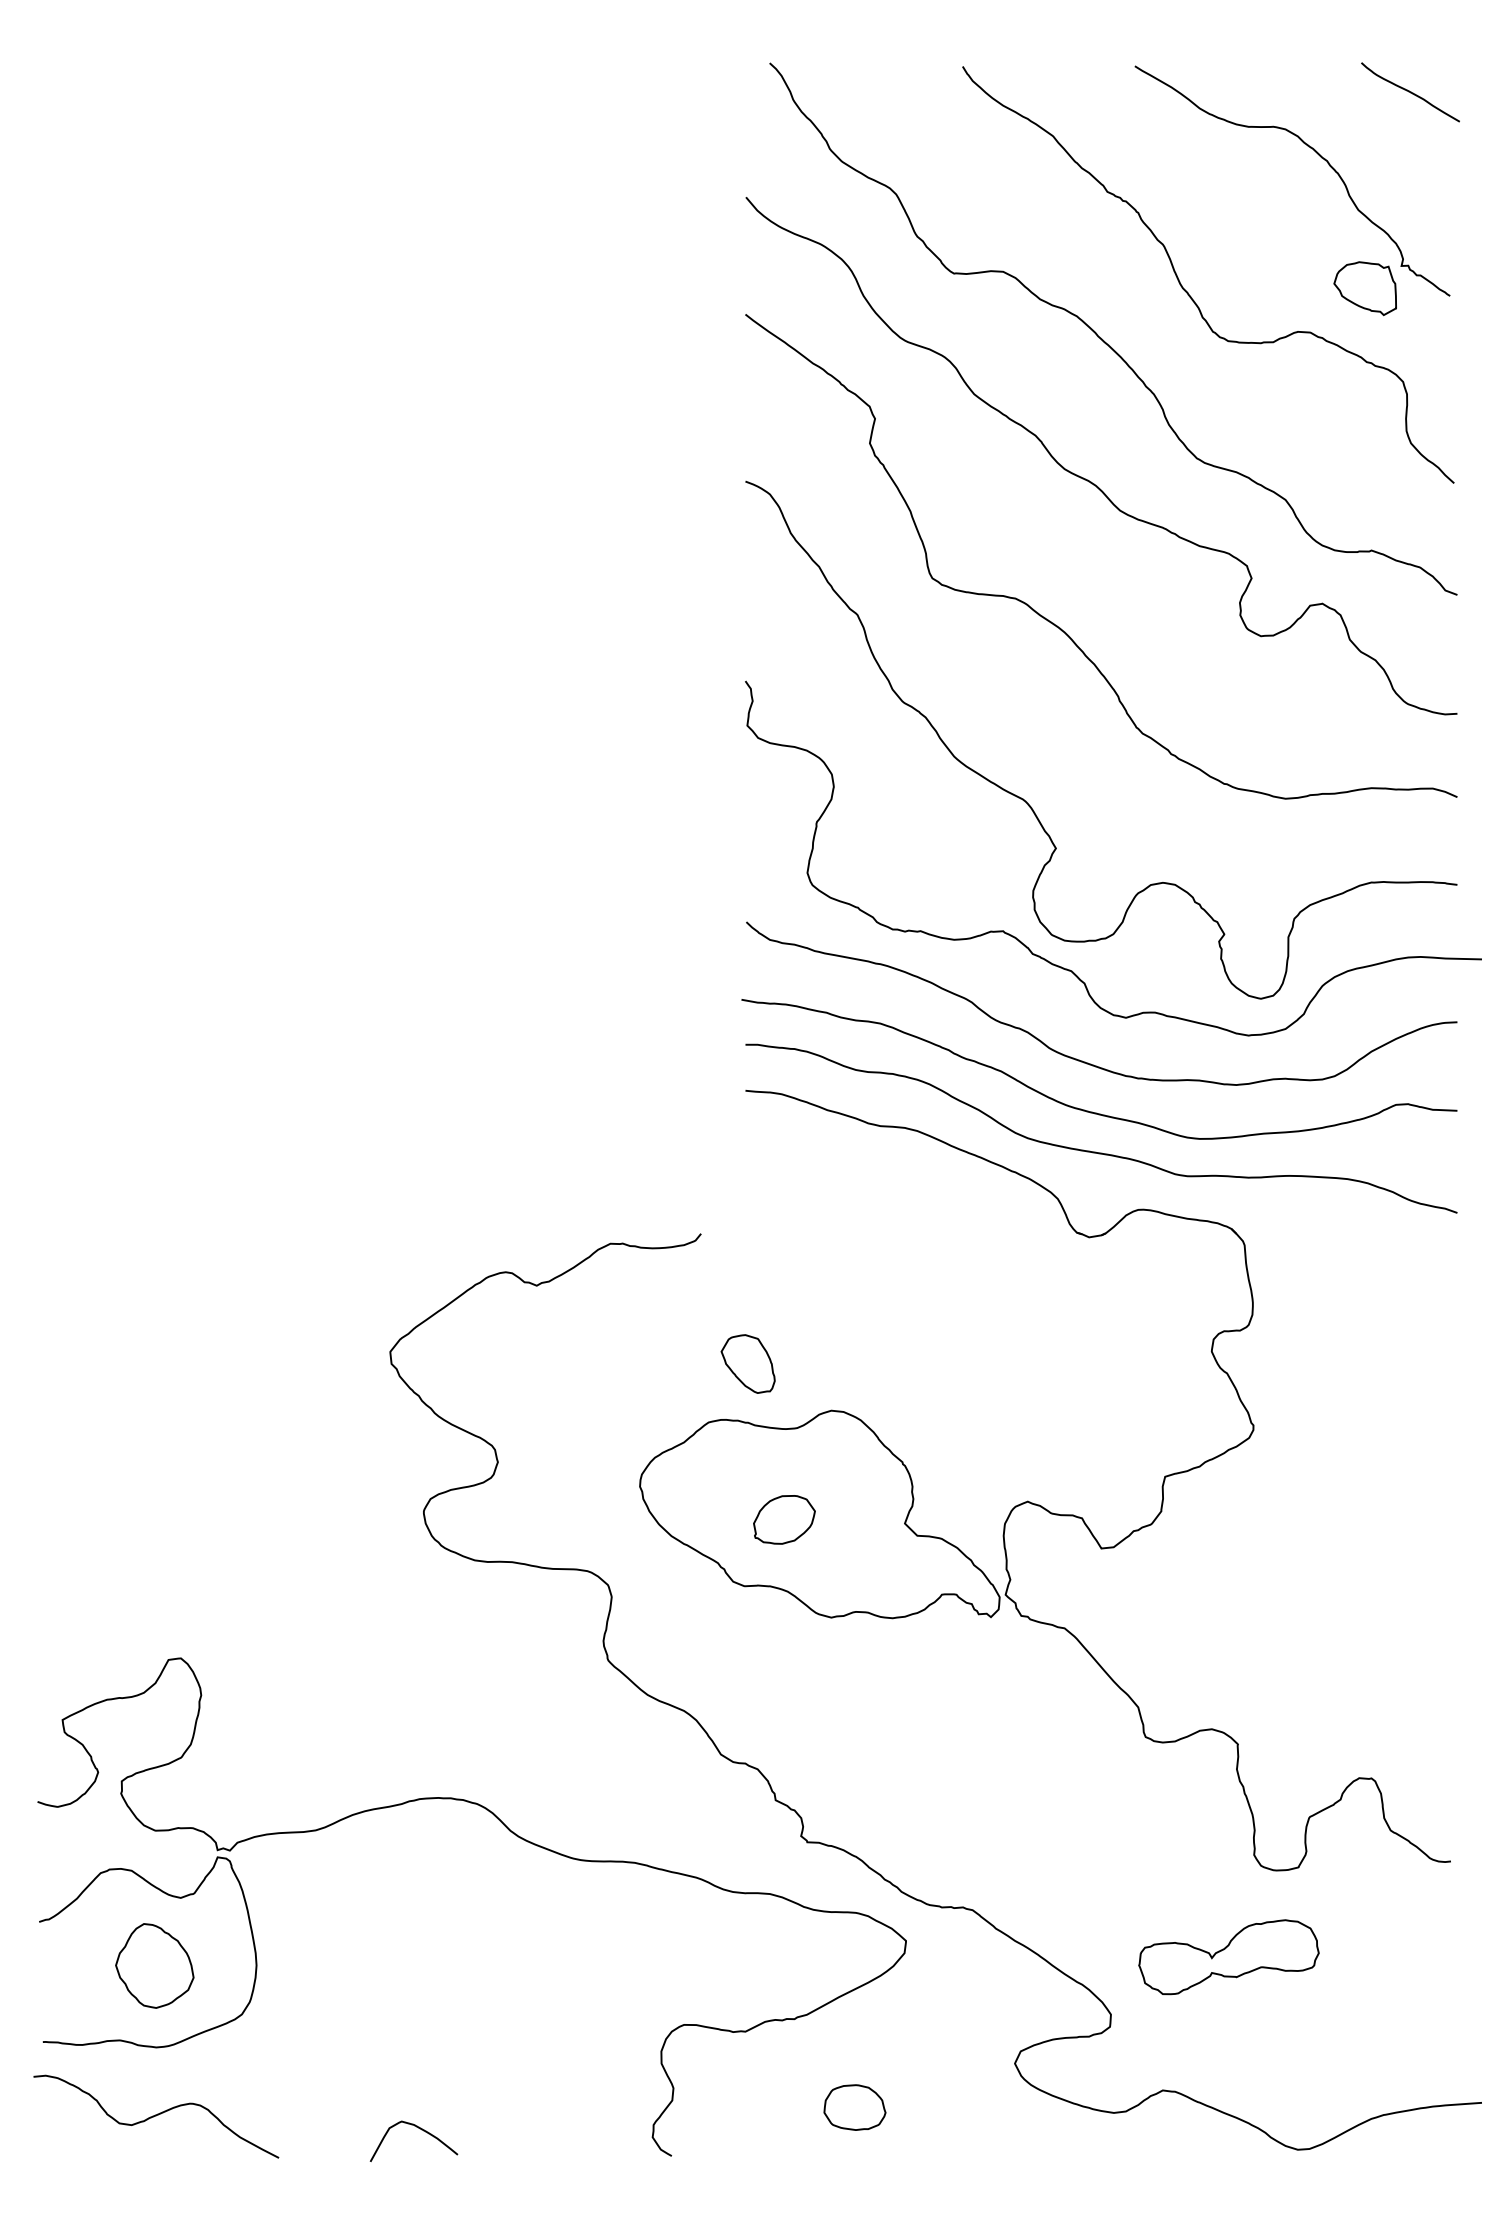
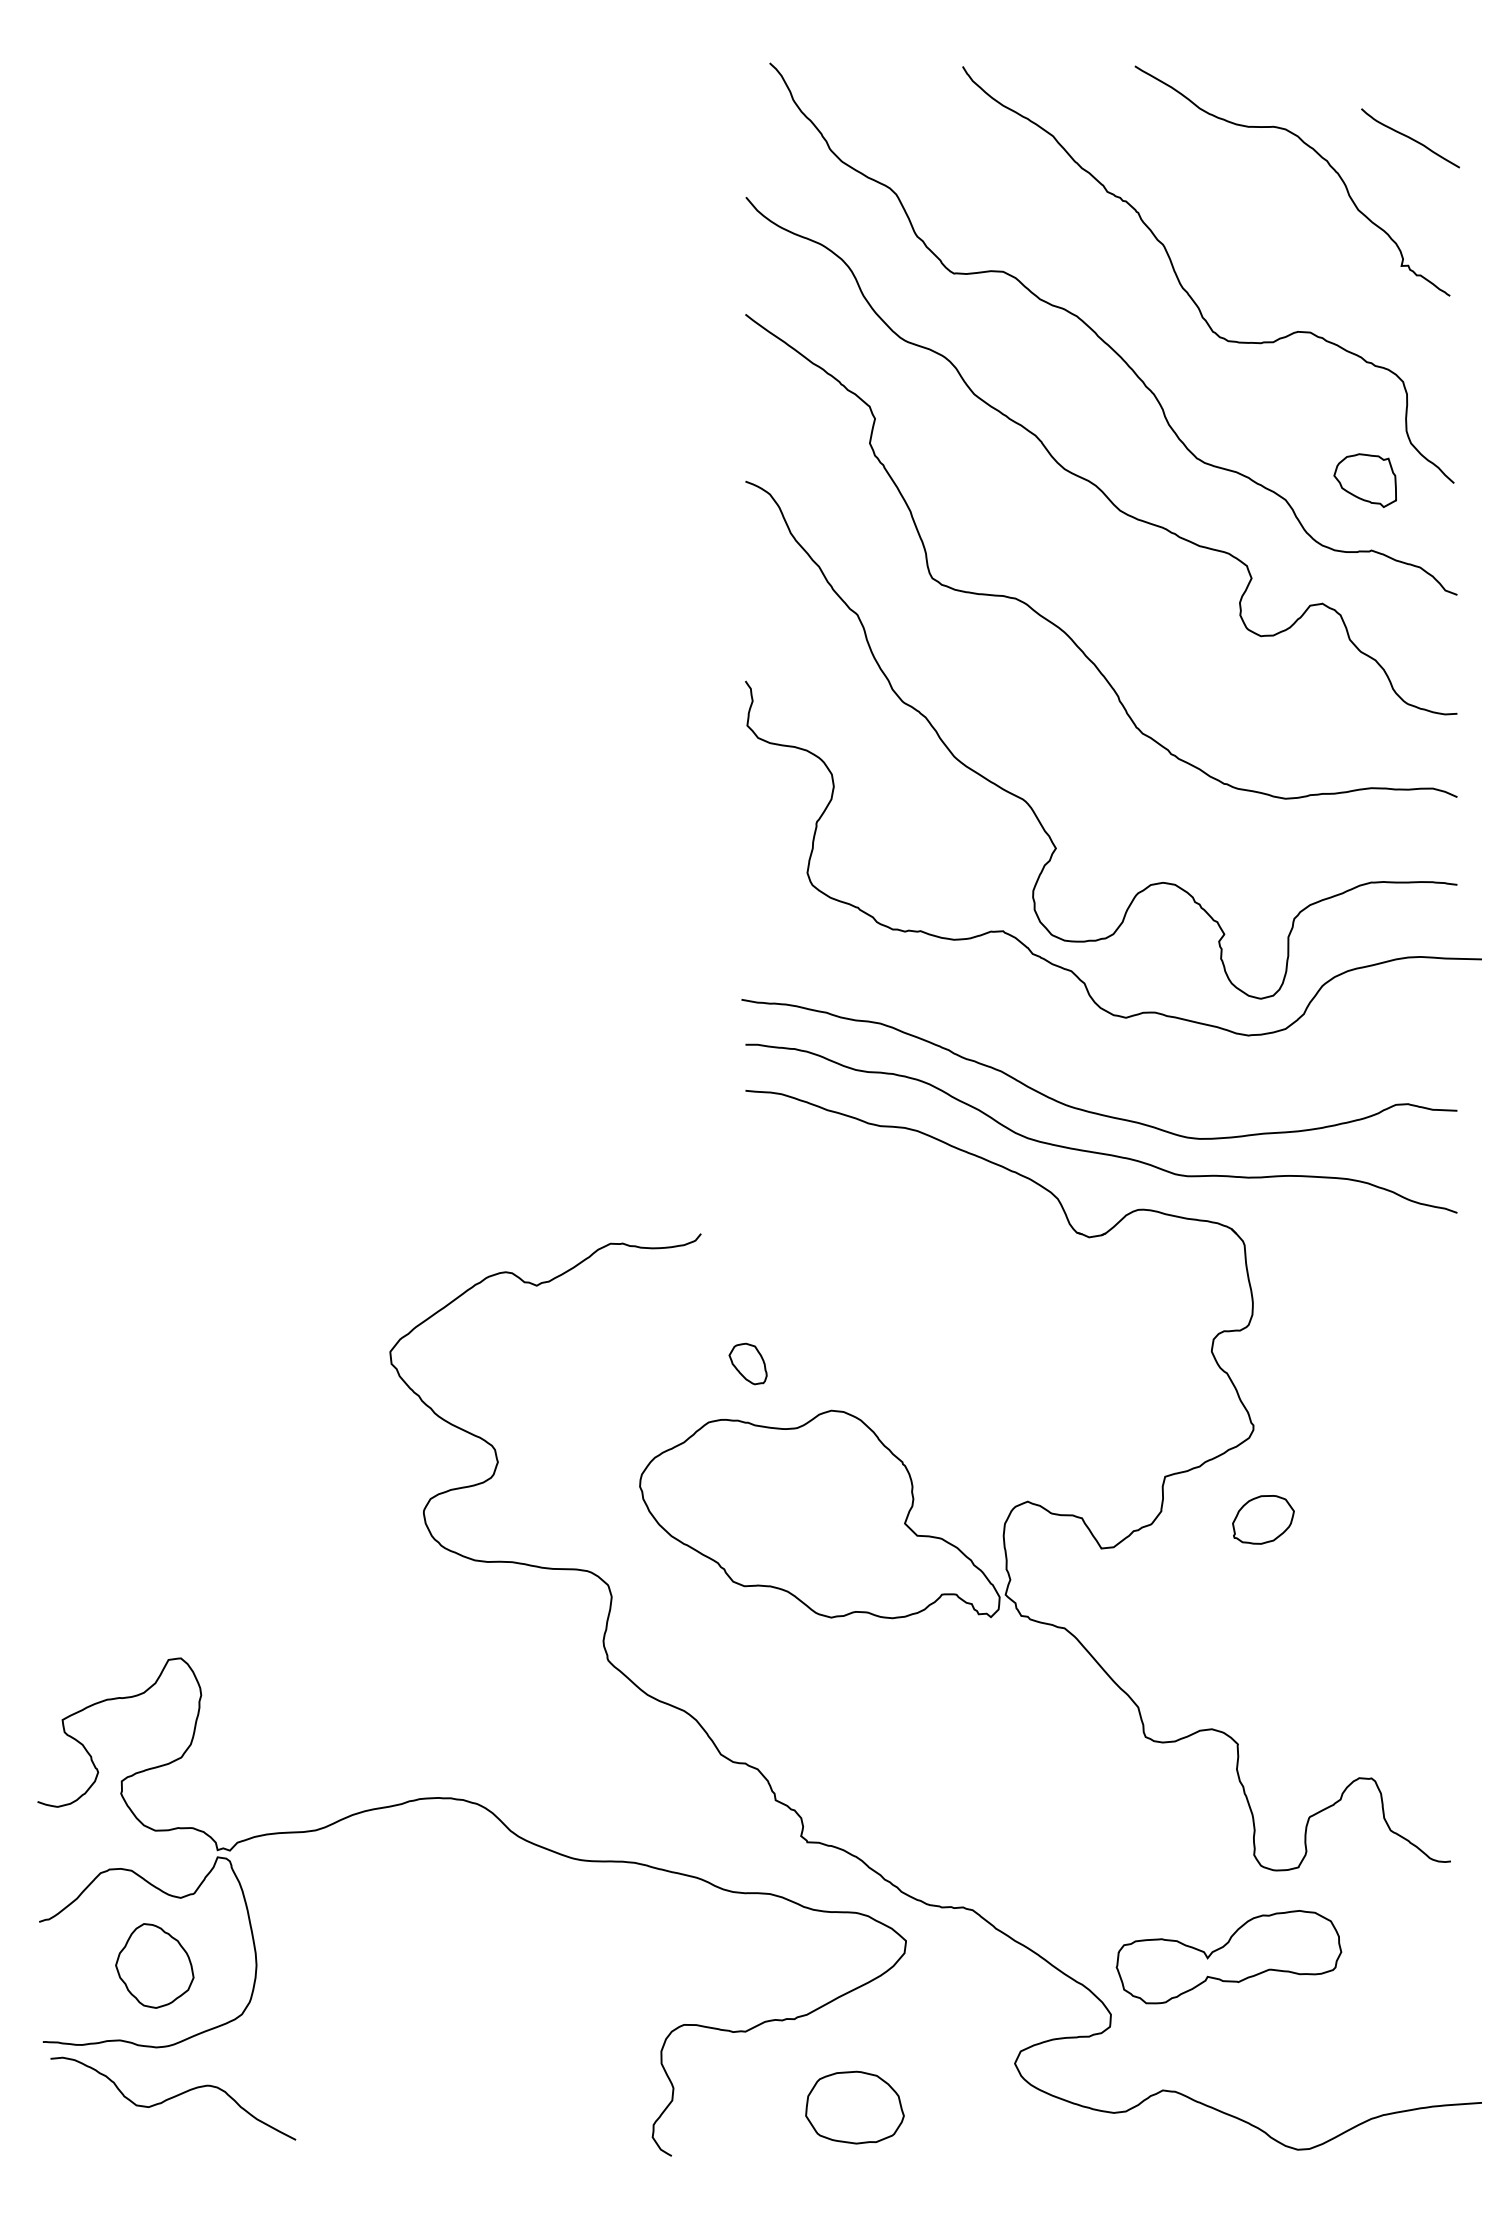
curve position: (1410, 92) -> (1410, 138) (1410, 138)
part position: (1364, 288) -> (1364, 480) (1364, 480)
curve: present -> none (1082, 1060)
part size: 56x60 px -> 40x44 px (747, 1363)
part position: (784, 1519) -> (1263, 1519) (1263, 1519)
part size: 182x77 px -> 228x95 px (1228, 1957)
part size: 64x47 px -> 100x75 px (854, 2107)
curve position: (156, 2116) -> (173, 2098) (173, 2098)
curve: present -> none (421, 2130)
